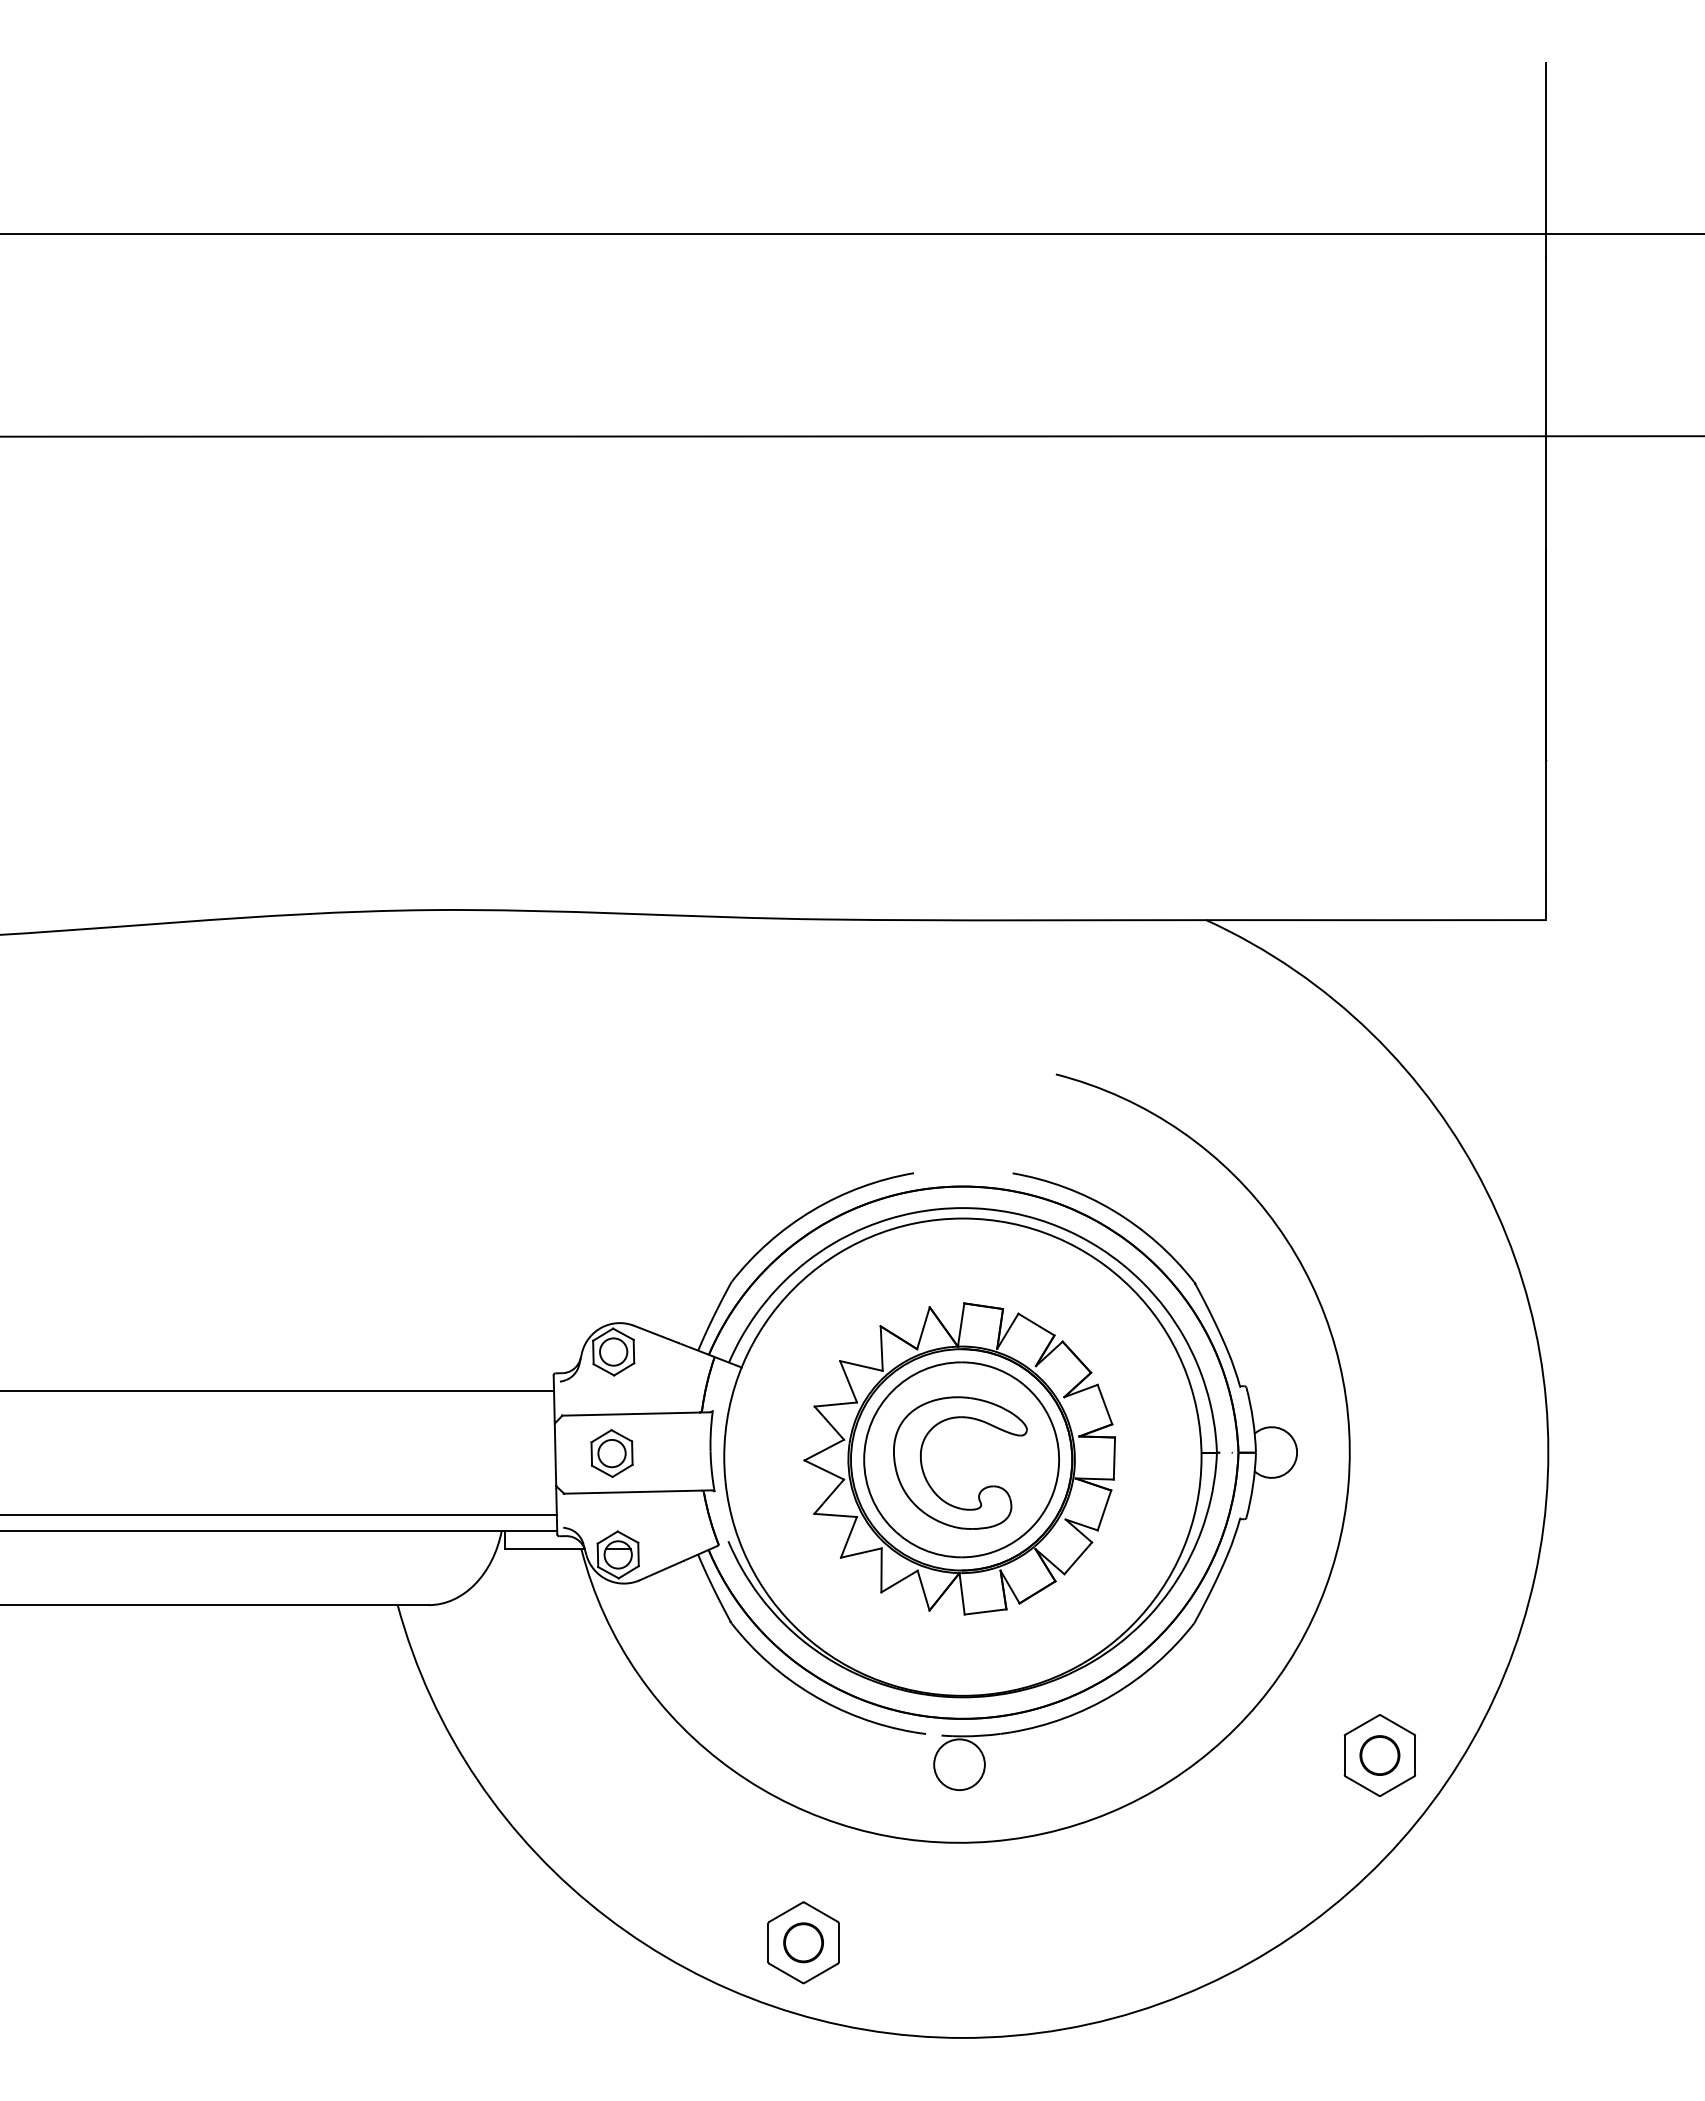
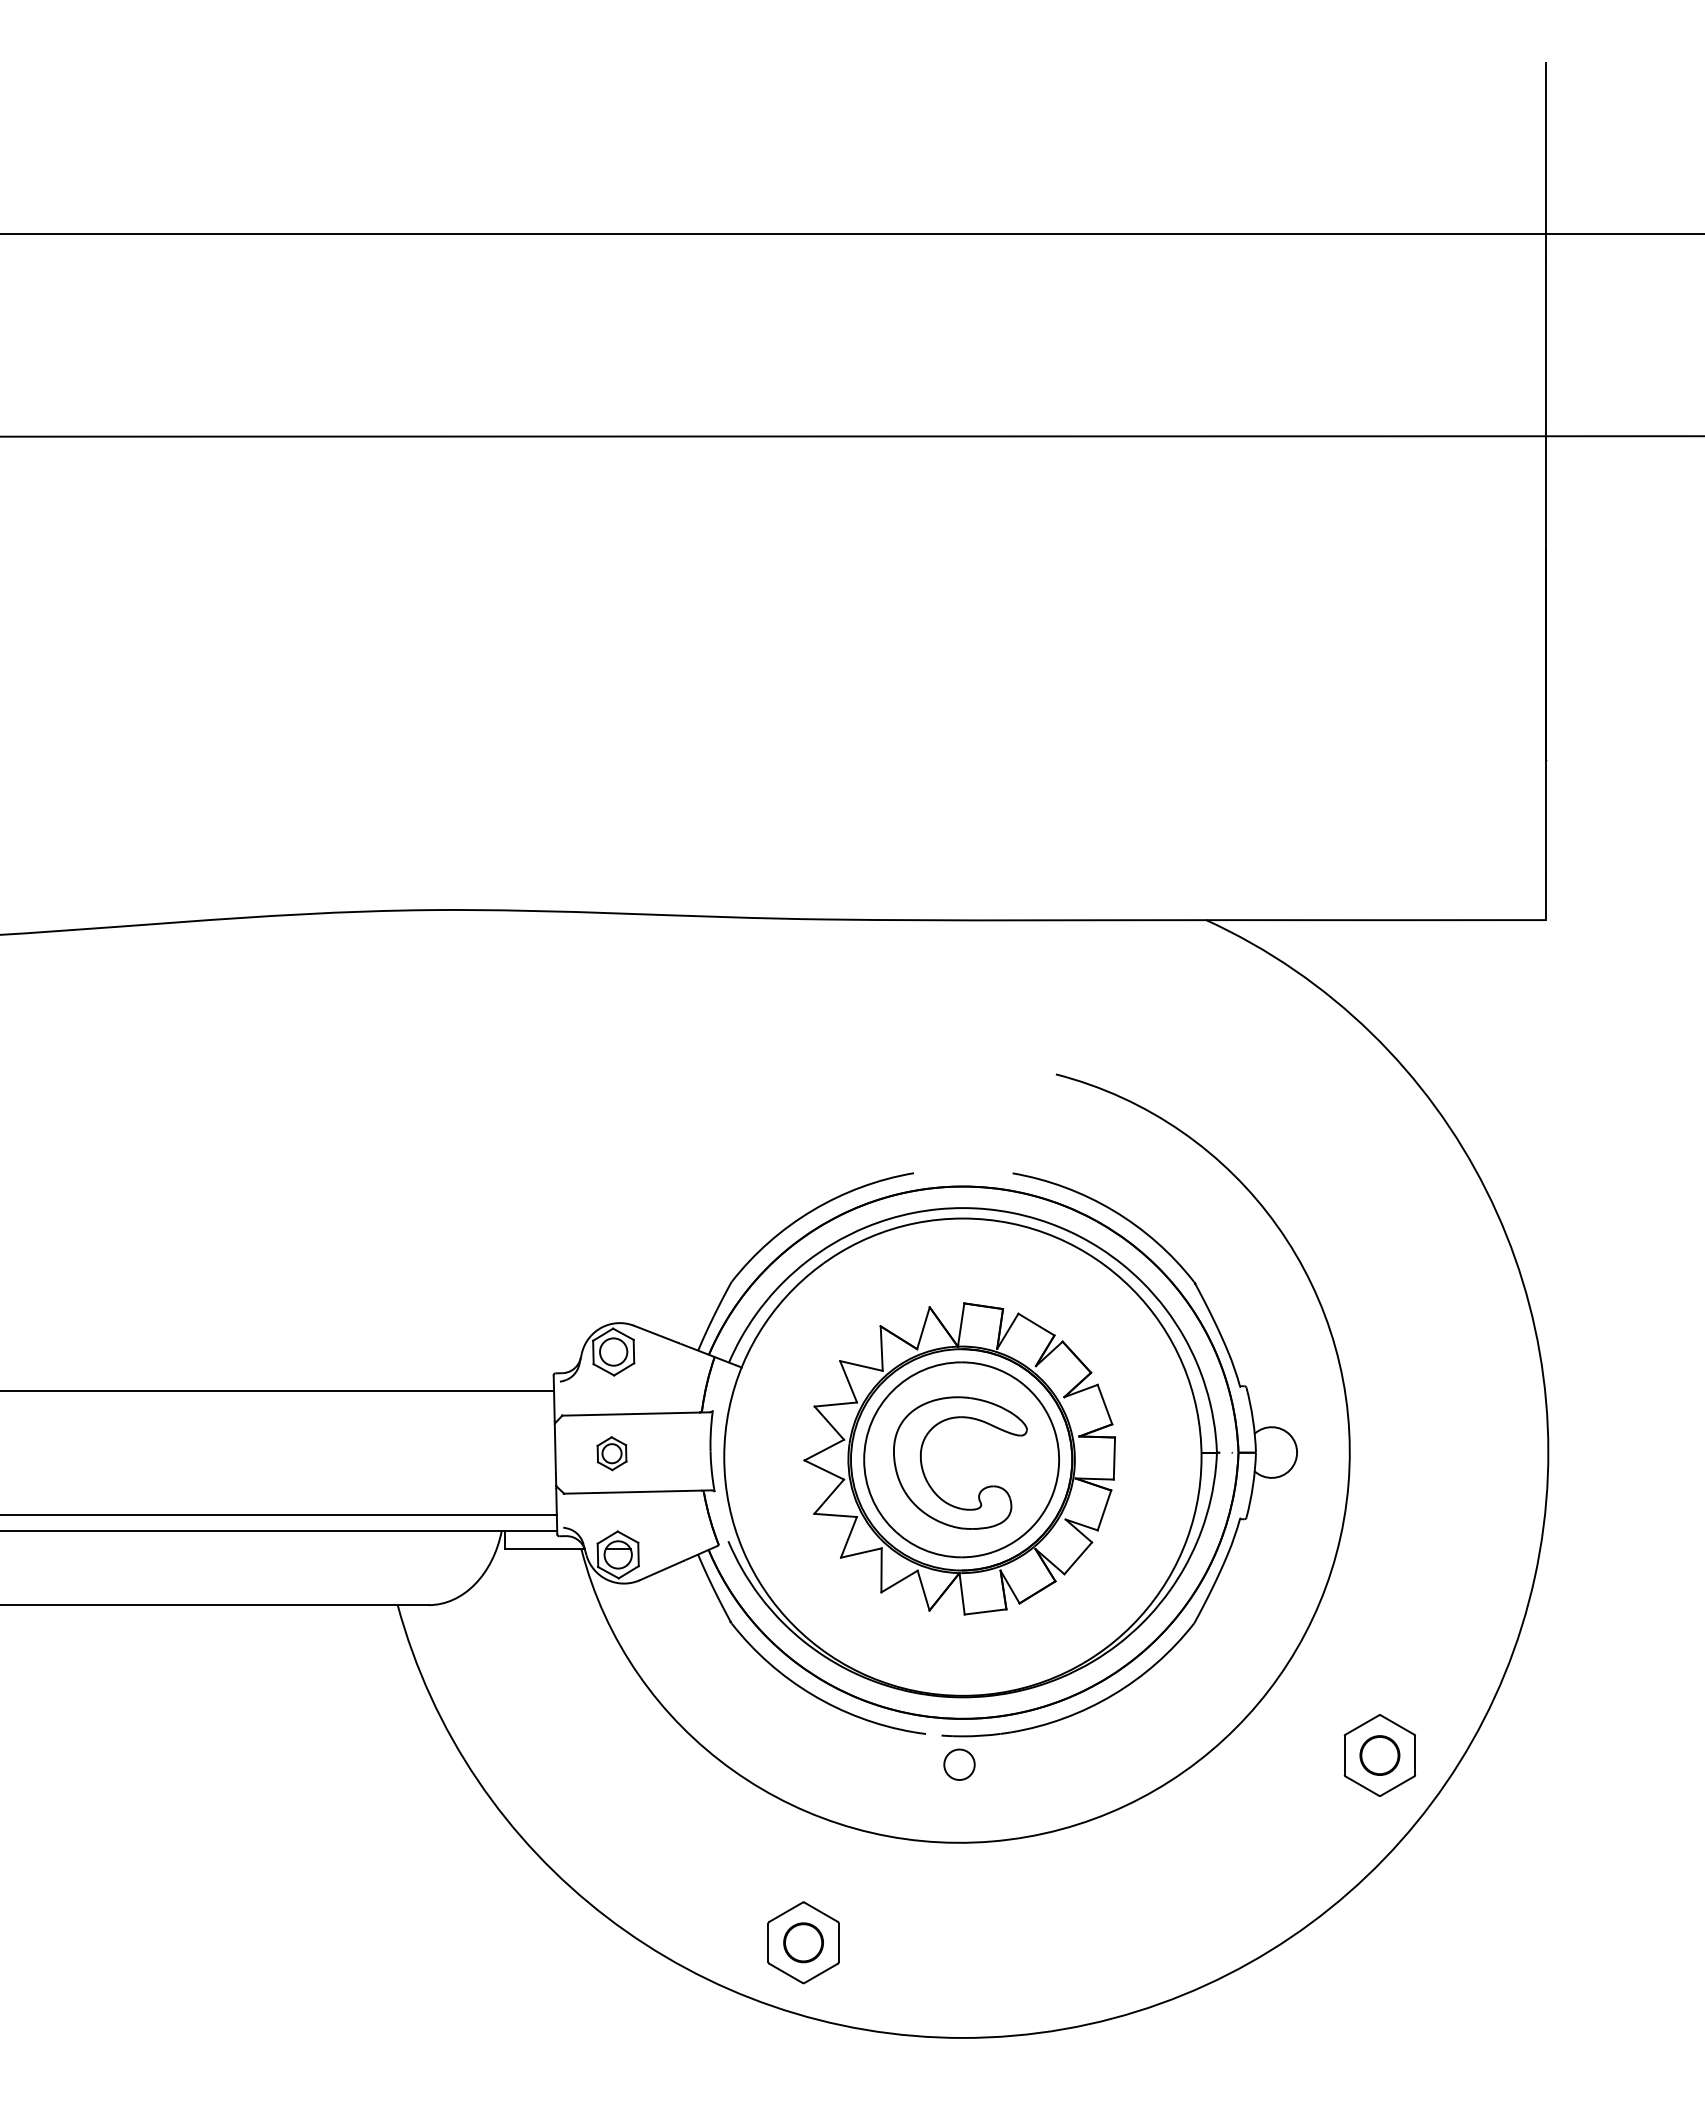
part size: 44x50 px -> 32x36 px (611, 1453)
circle diameter: 51 px -> 30 px (959, 1764)
